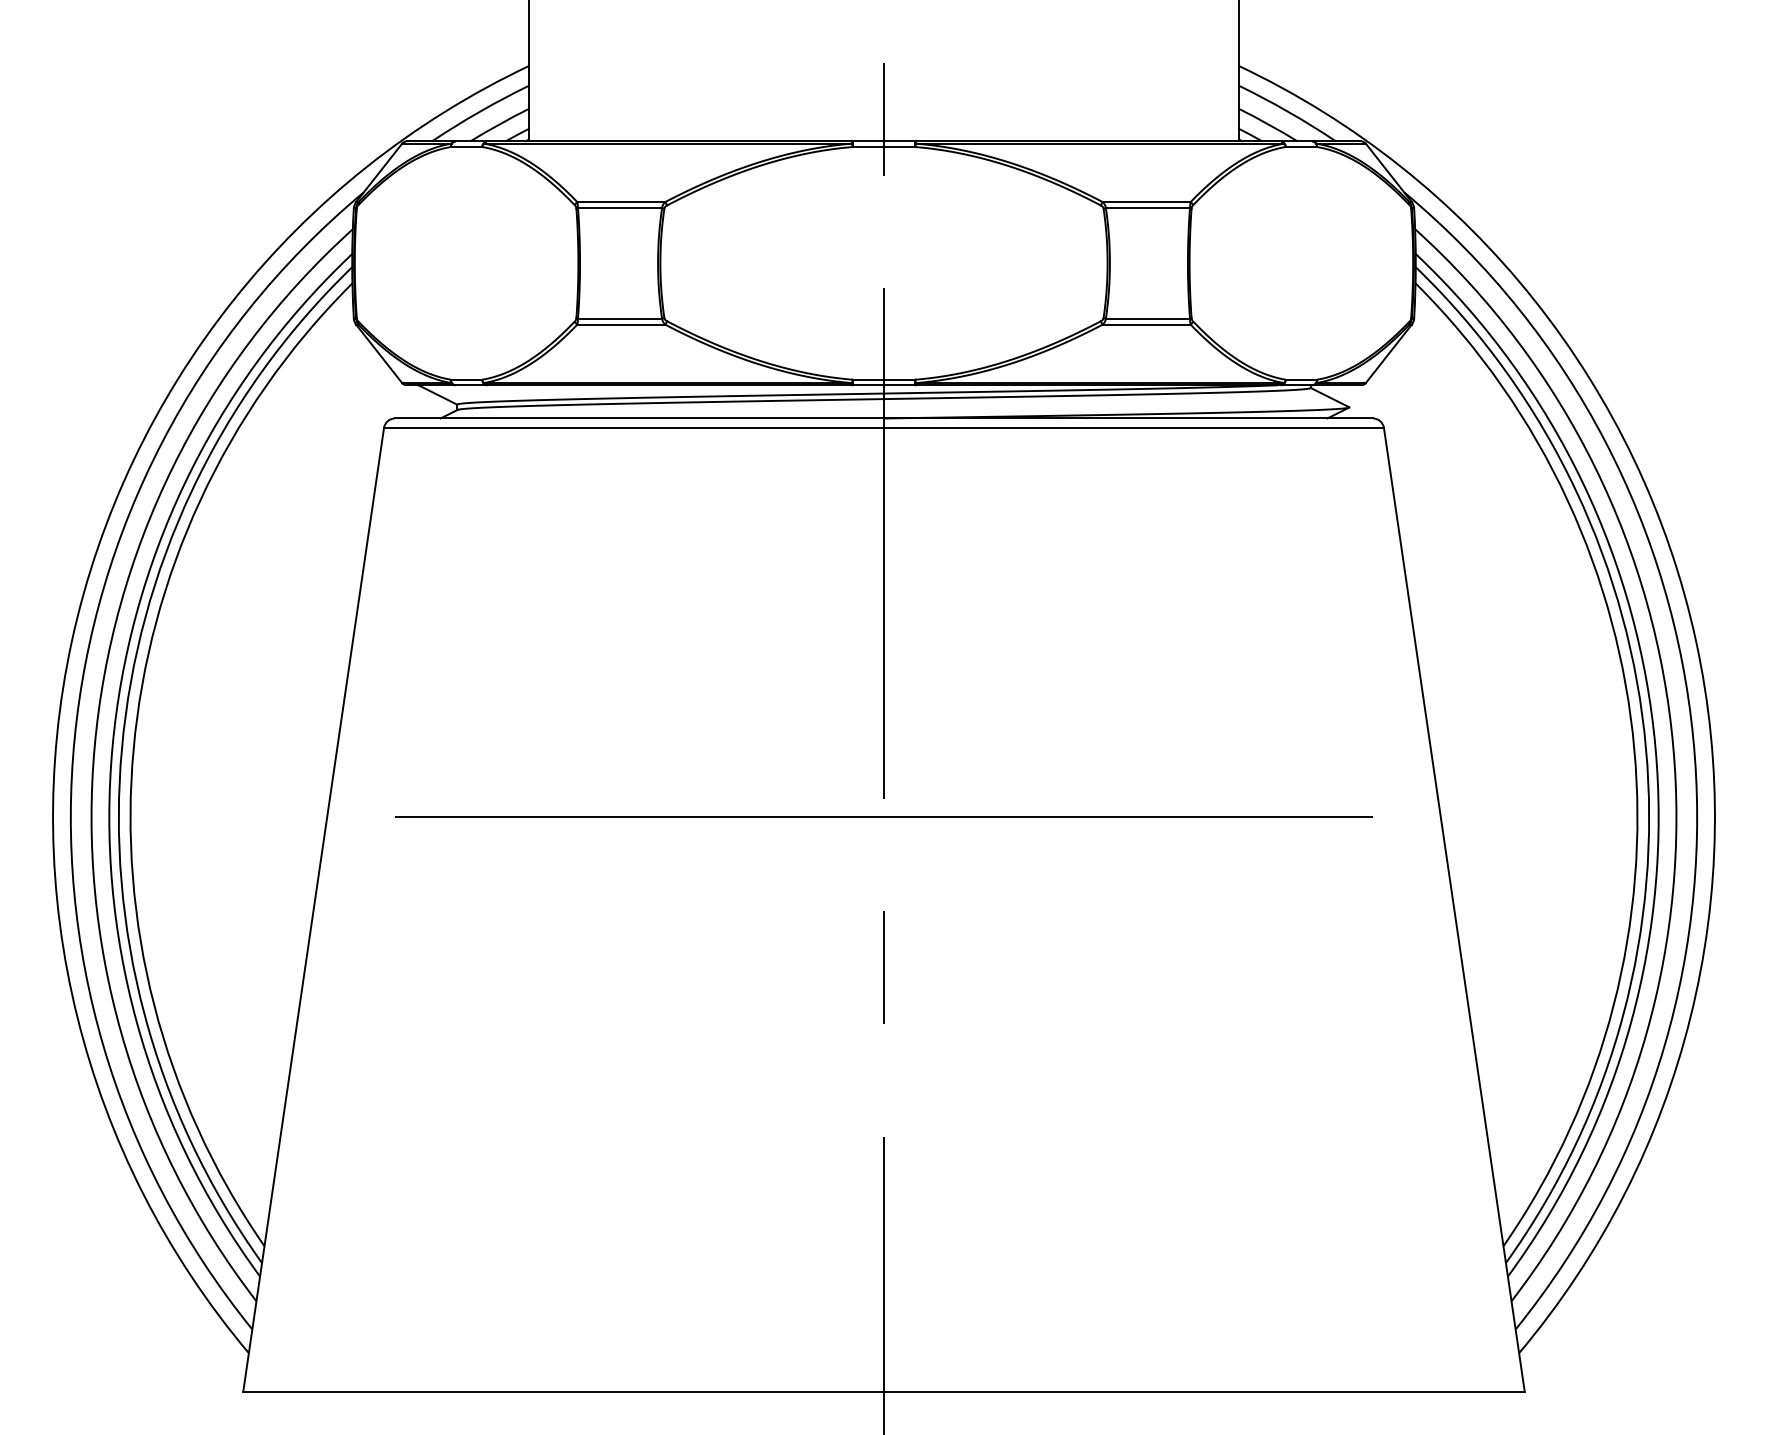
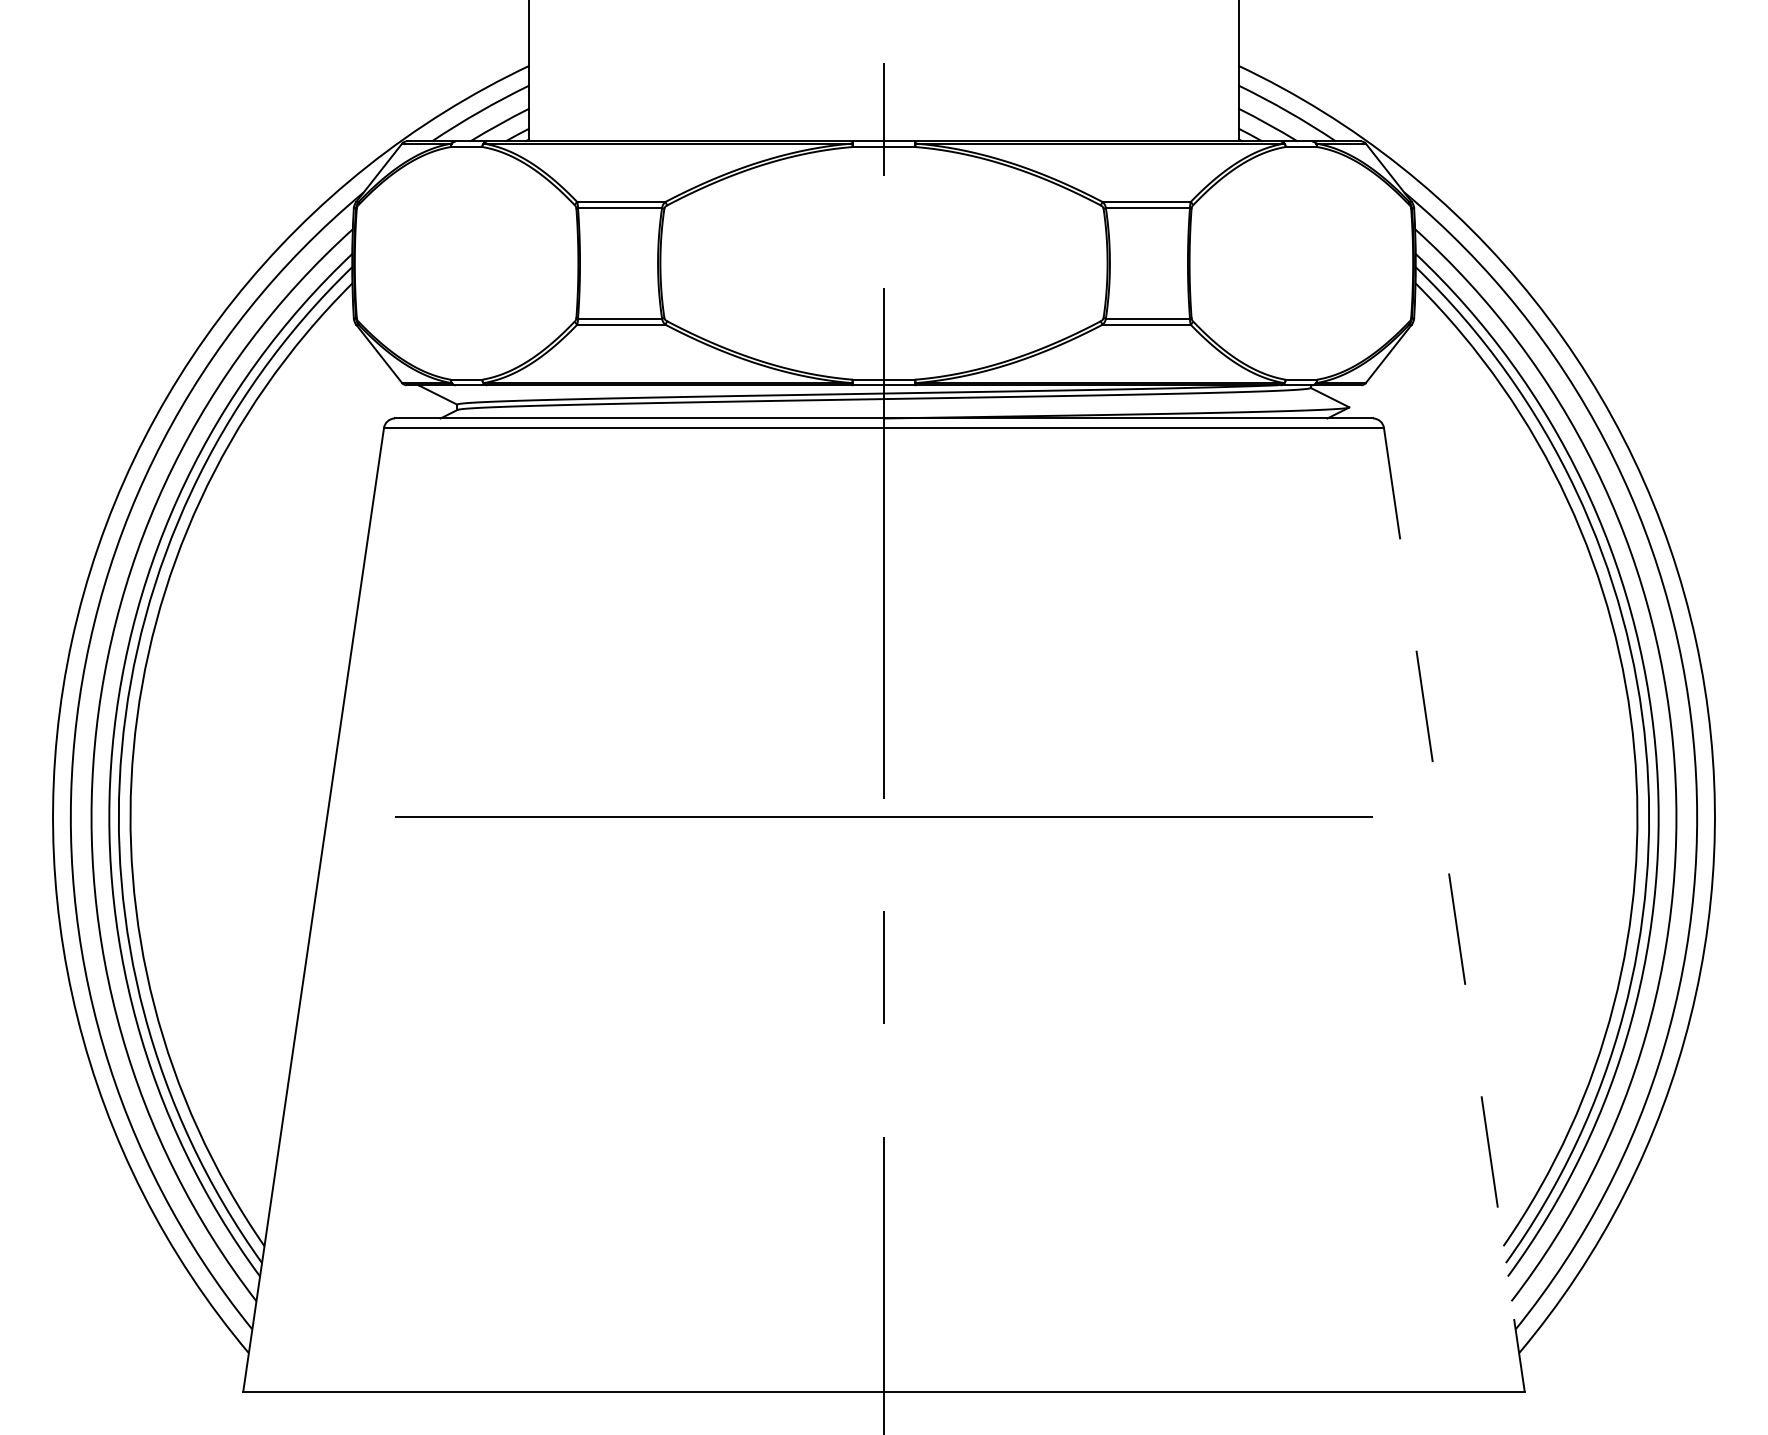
line: solid -> dashed (1454, 910)
